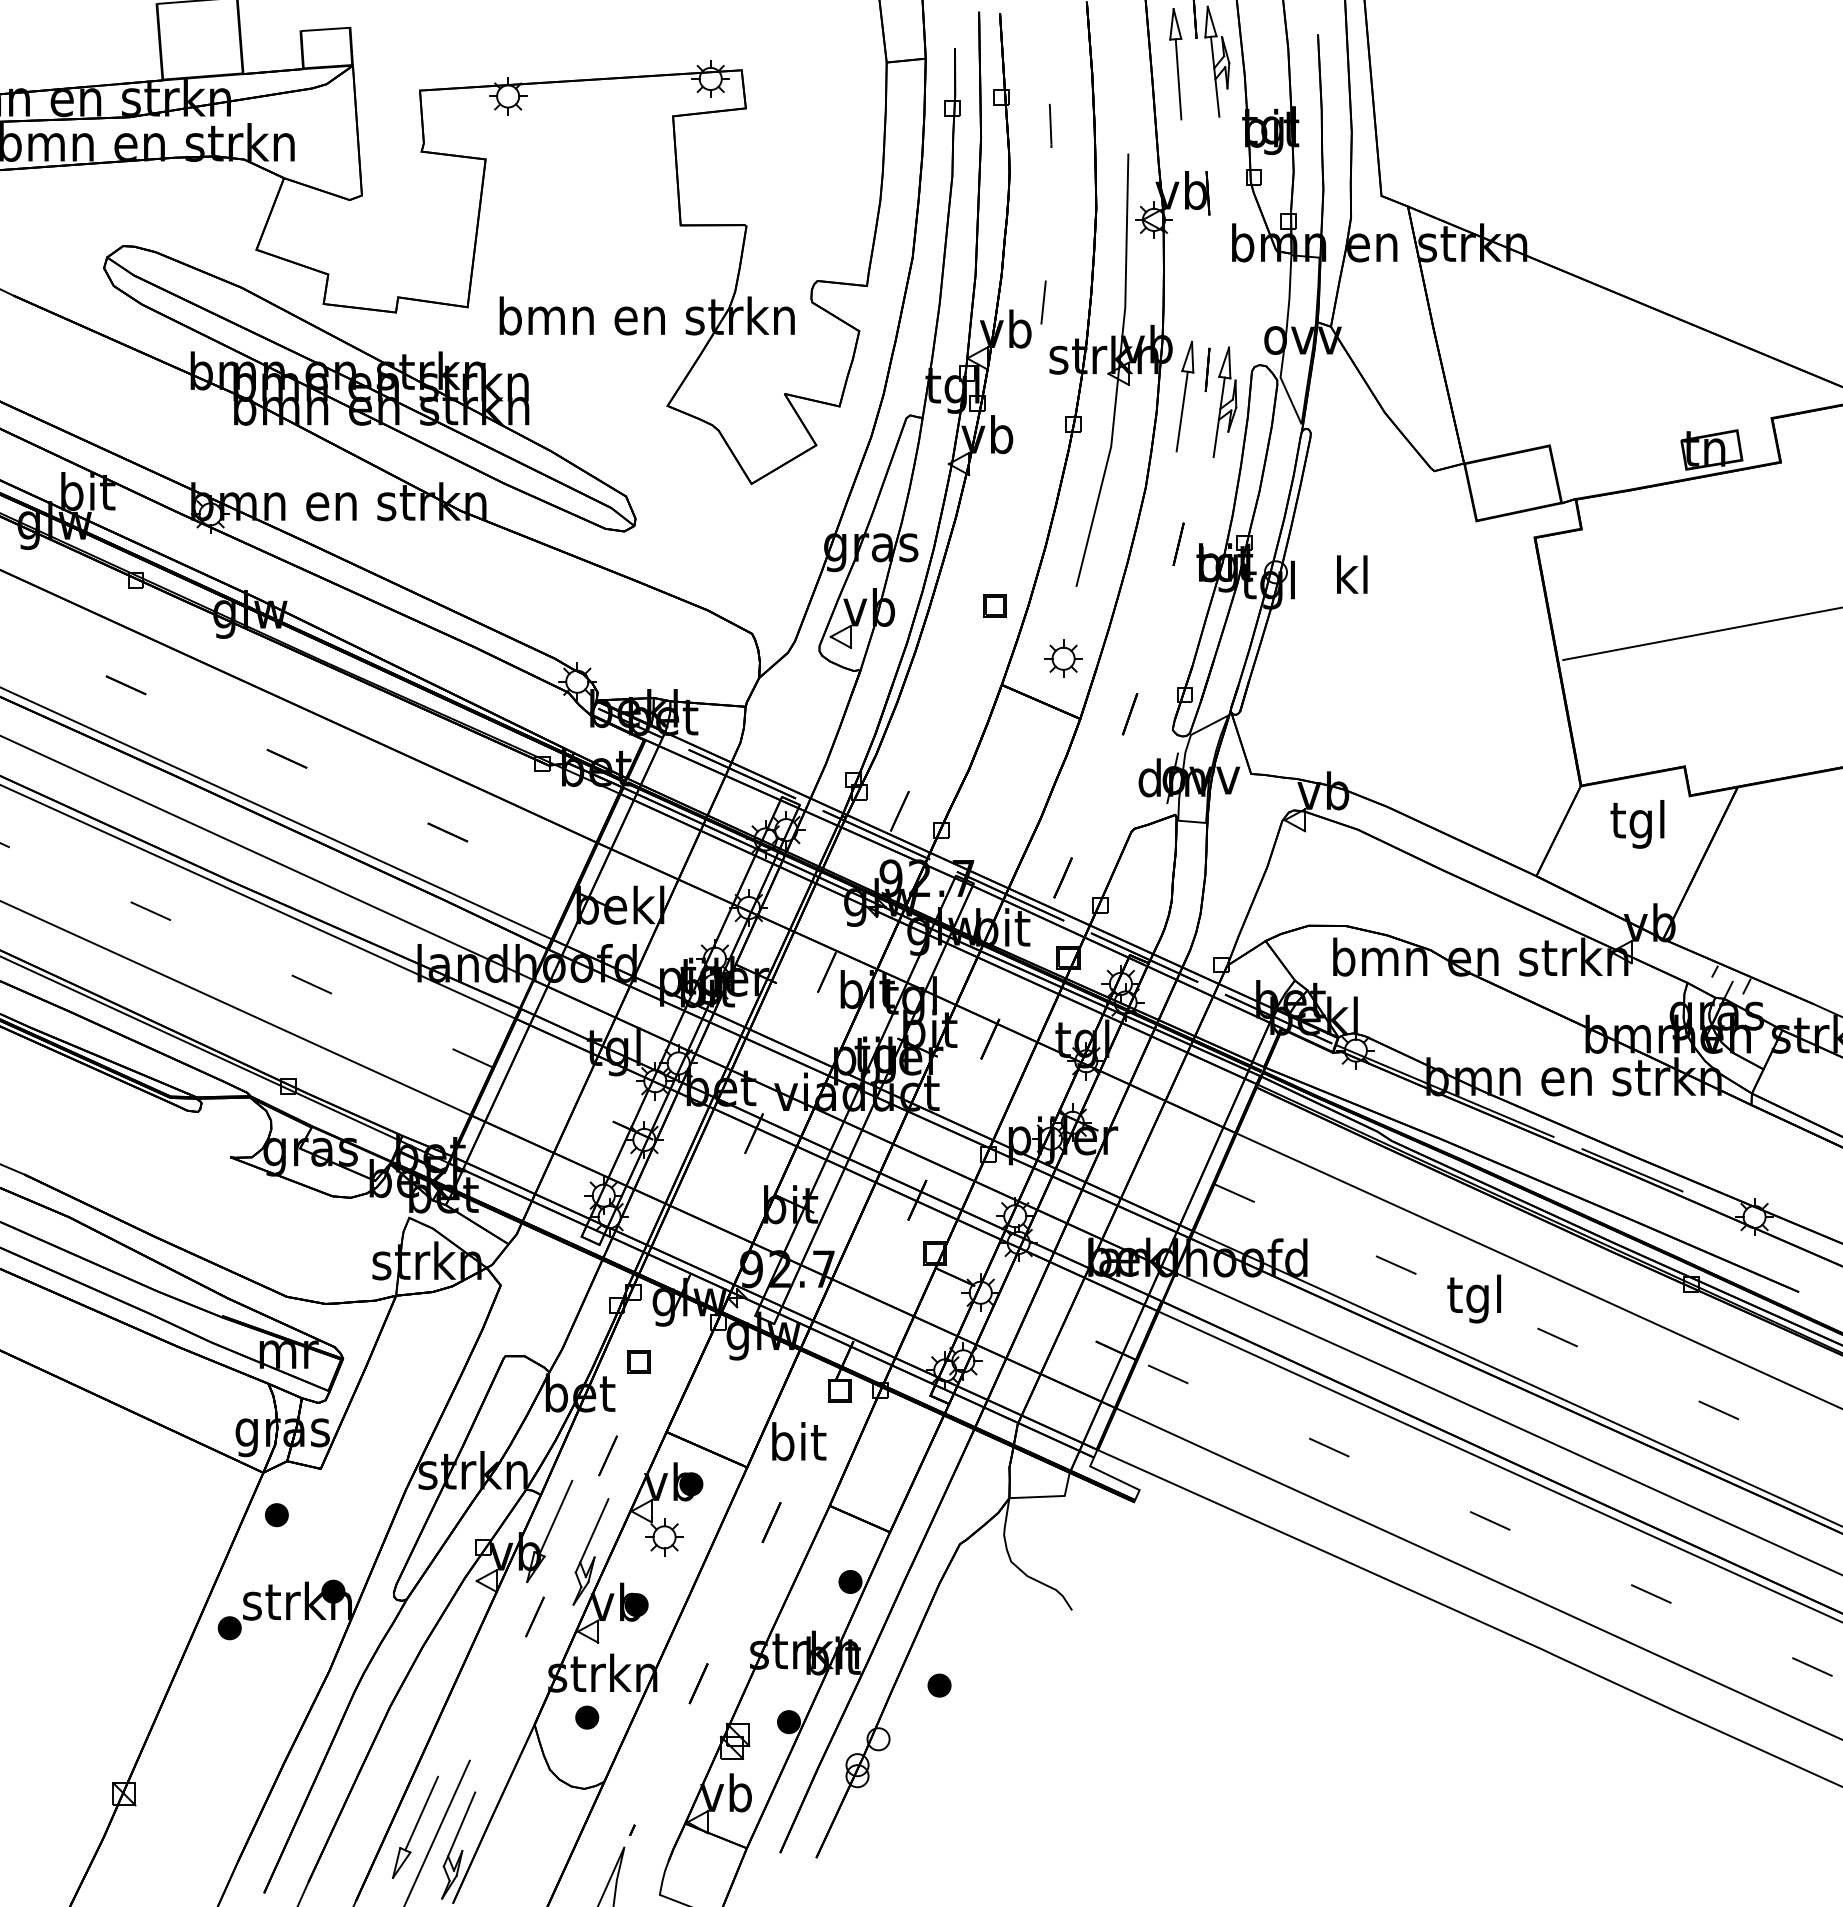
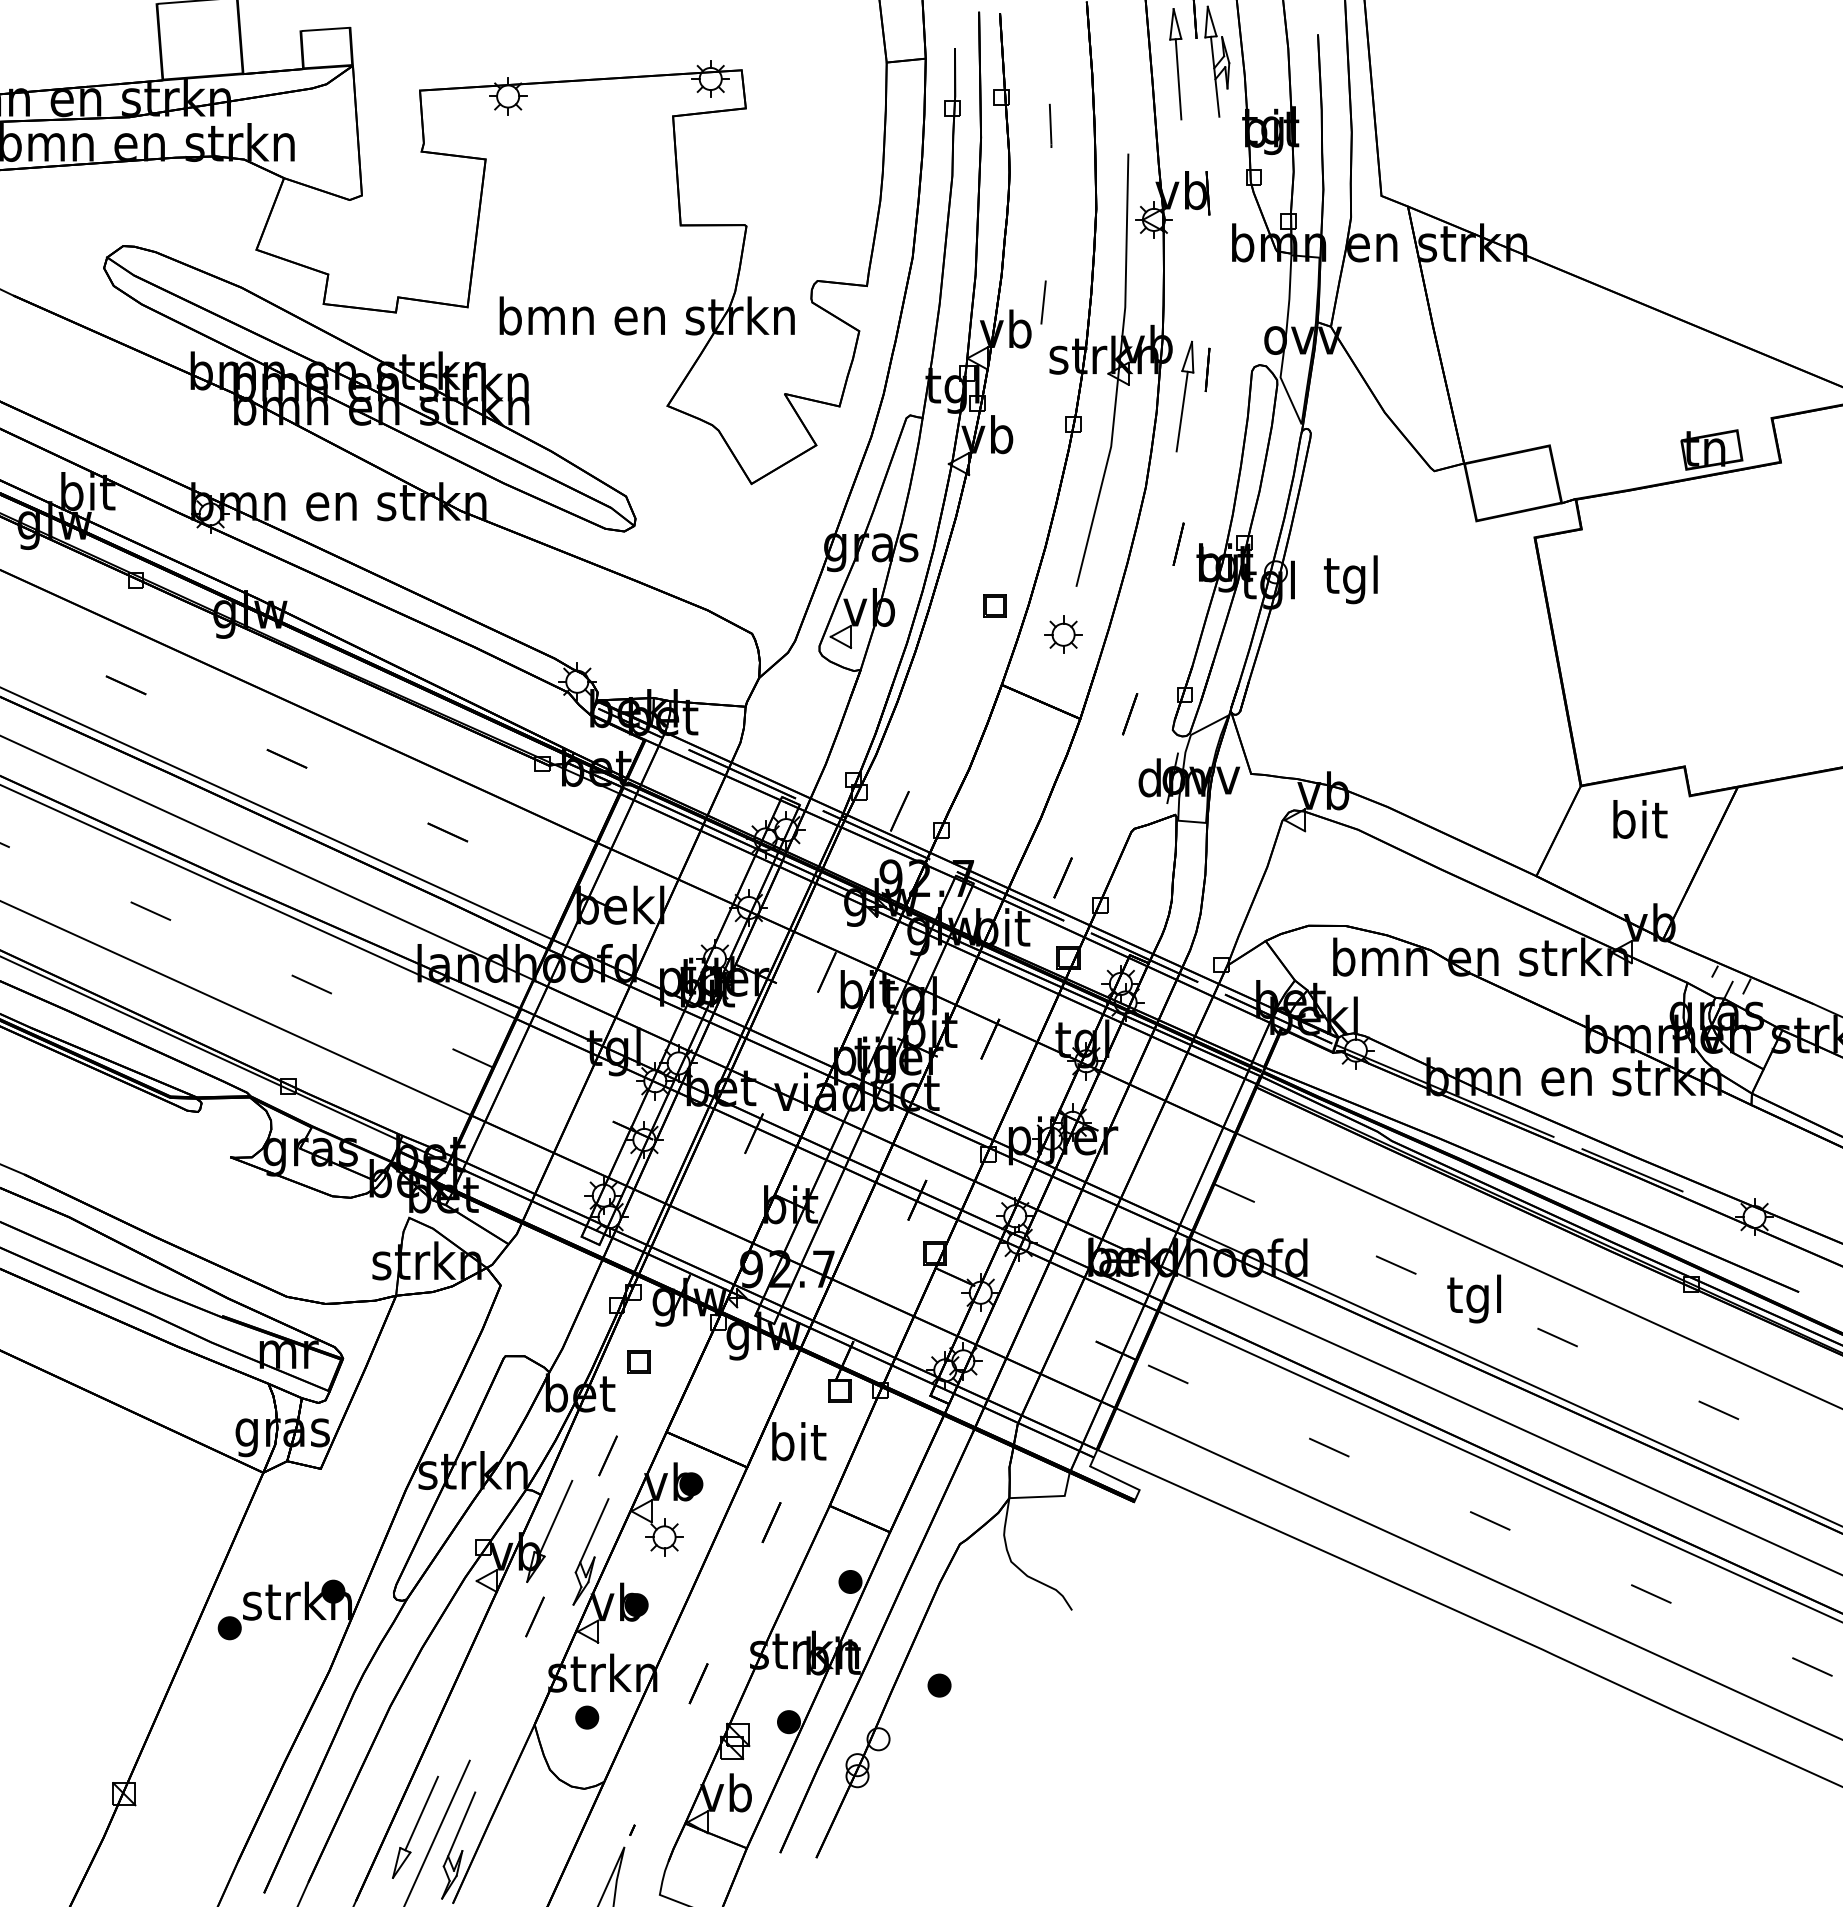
part: present -> none (1224, 401)
text: kl -> tgl (1350, 579)
line: present -> none (1701, 634)
part position: (1063, 658) -> (1063, 634) (1063, 634)
text: tgl -> bit (1638, 824)
part: present -> none (276, 1515)
